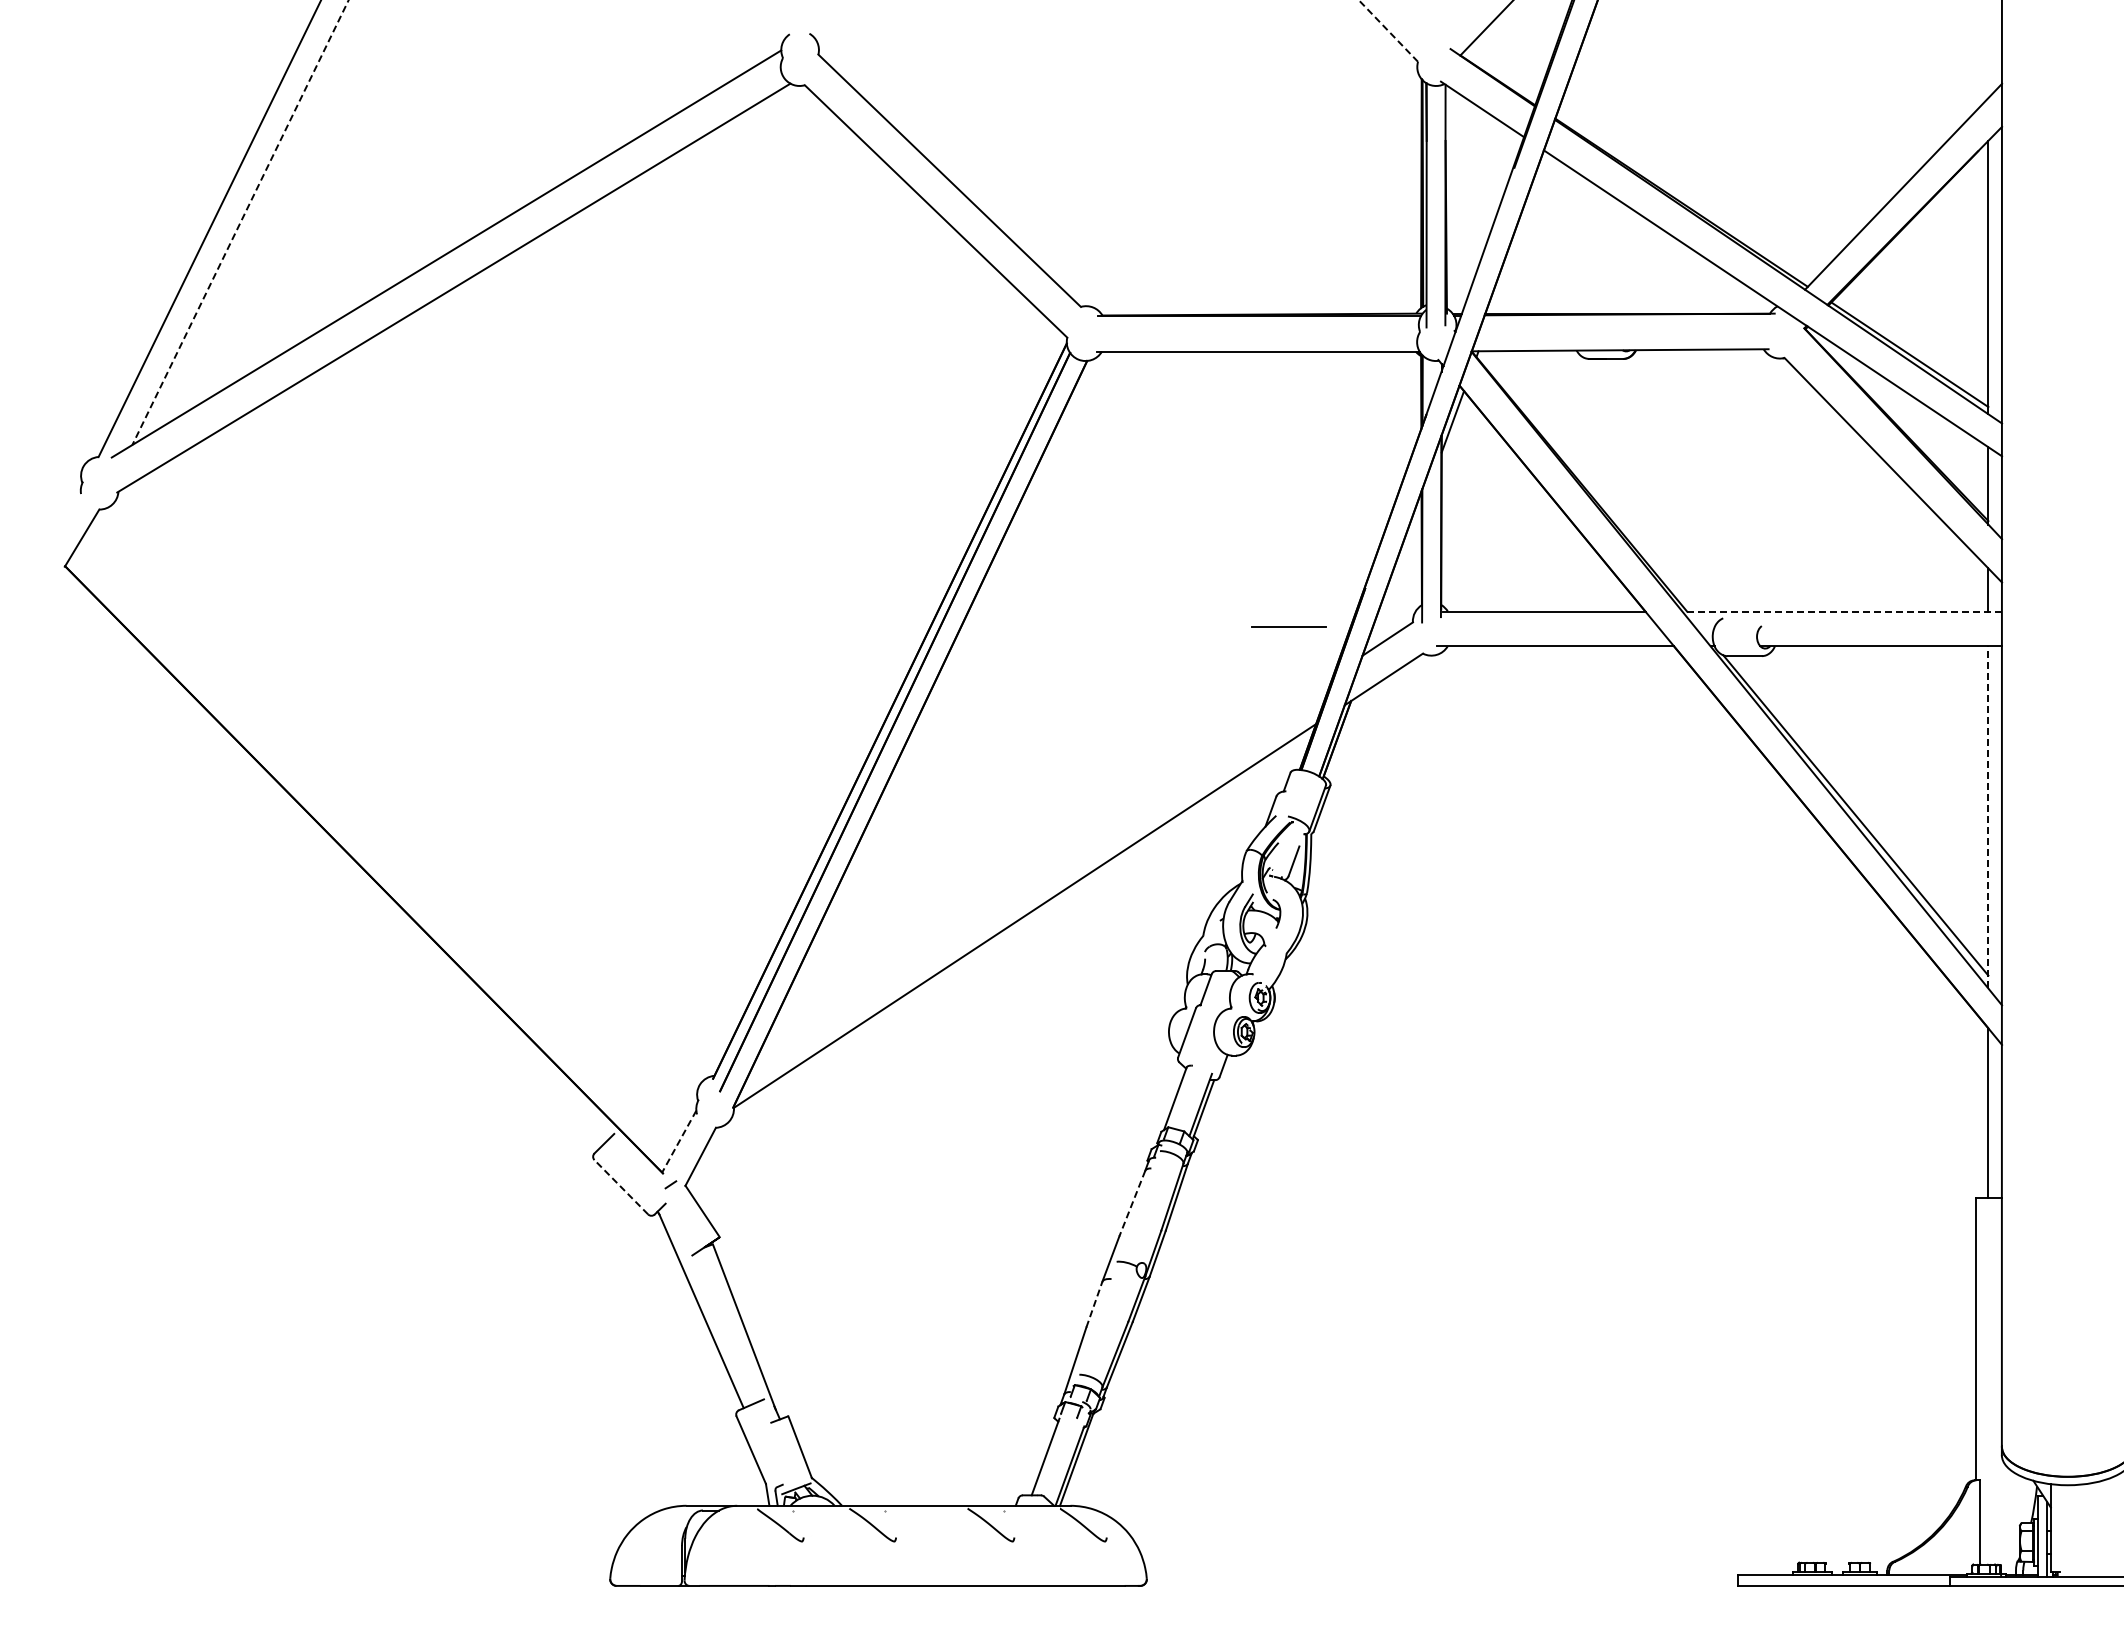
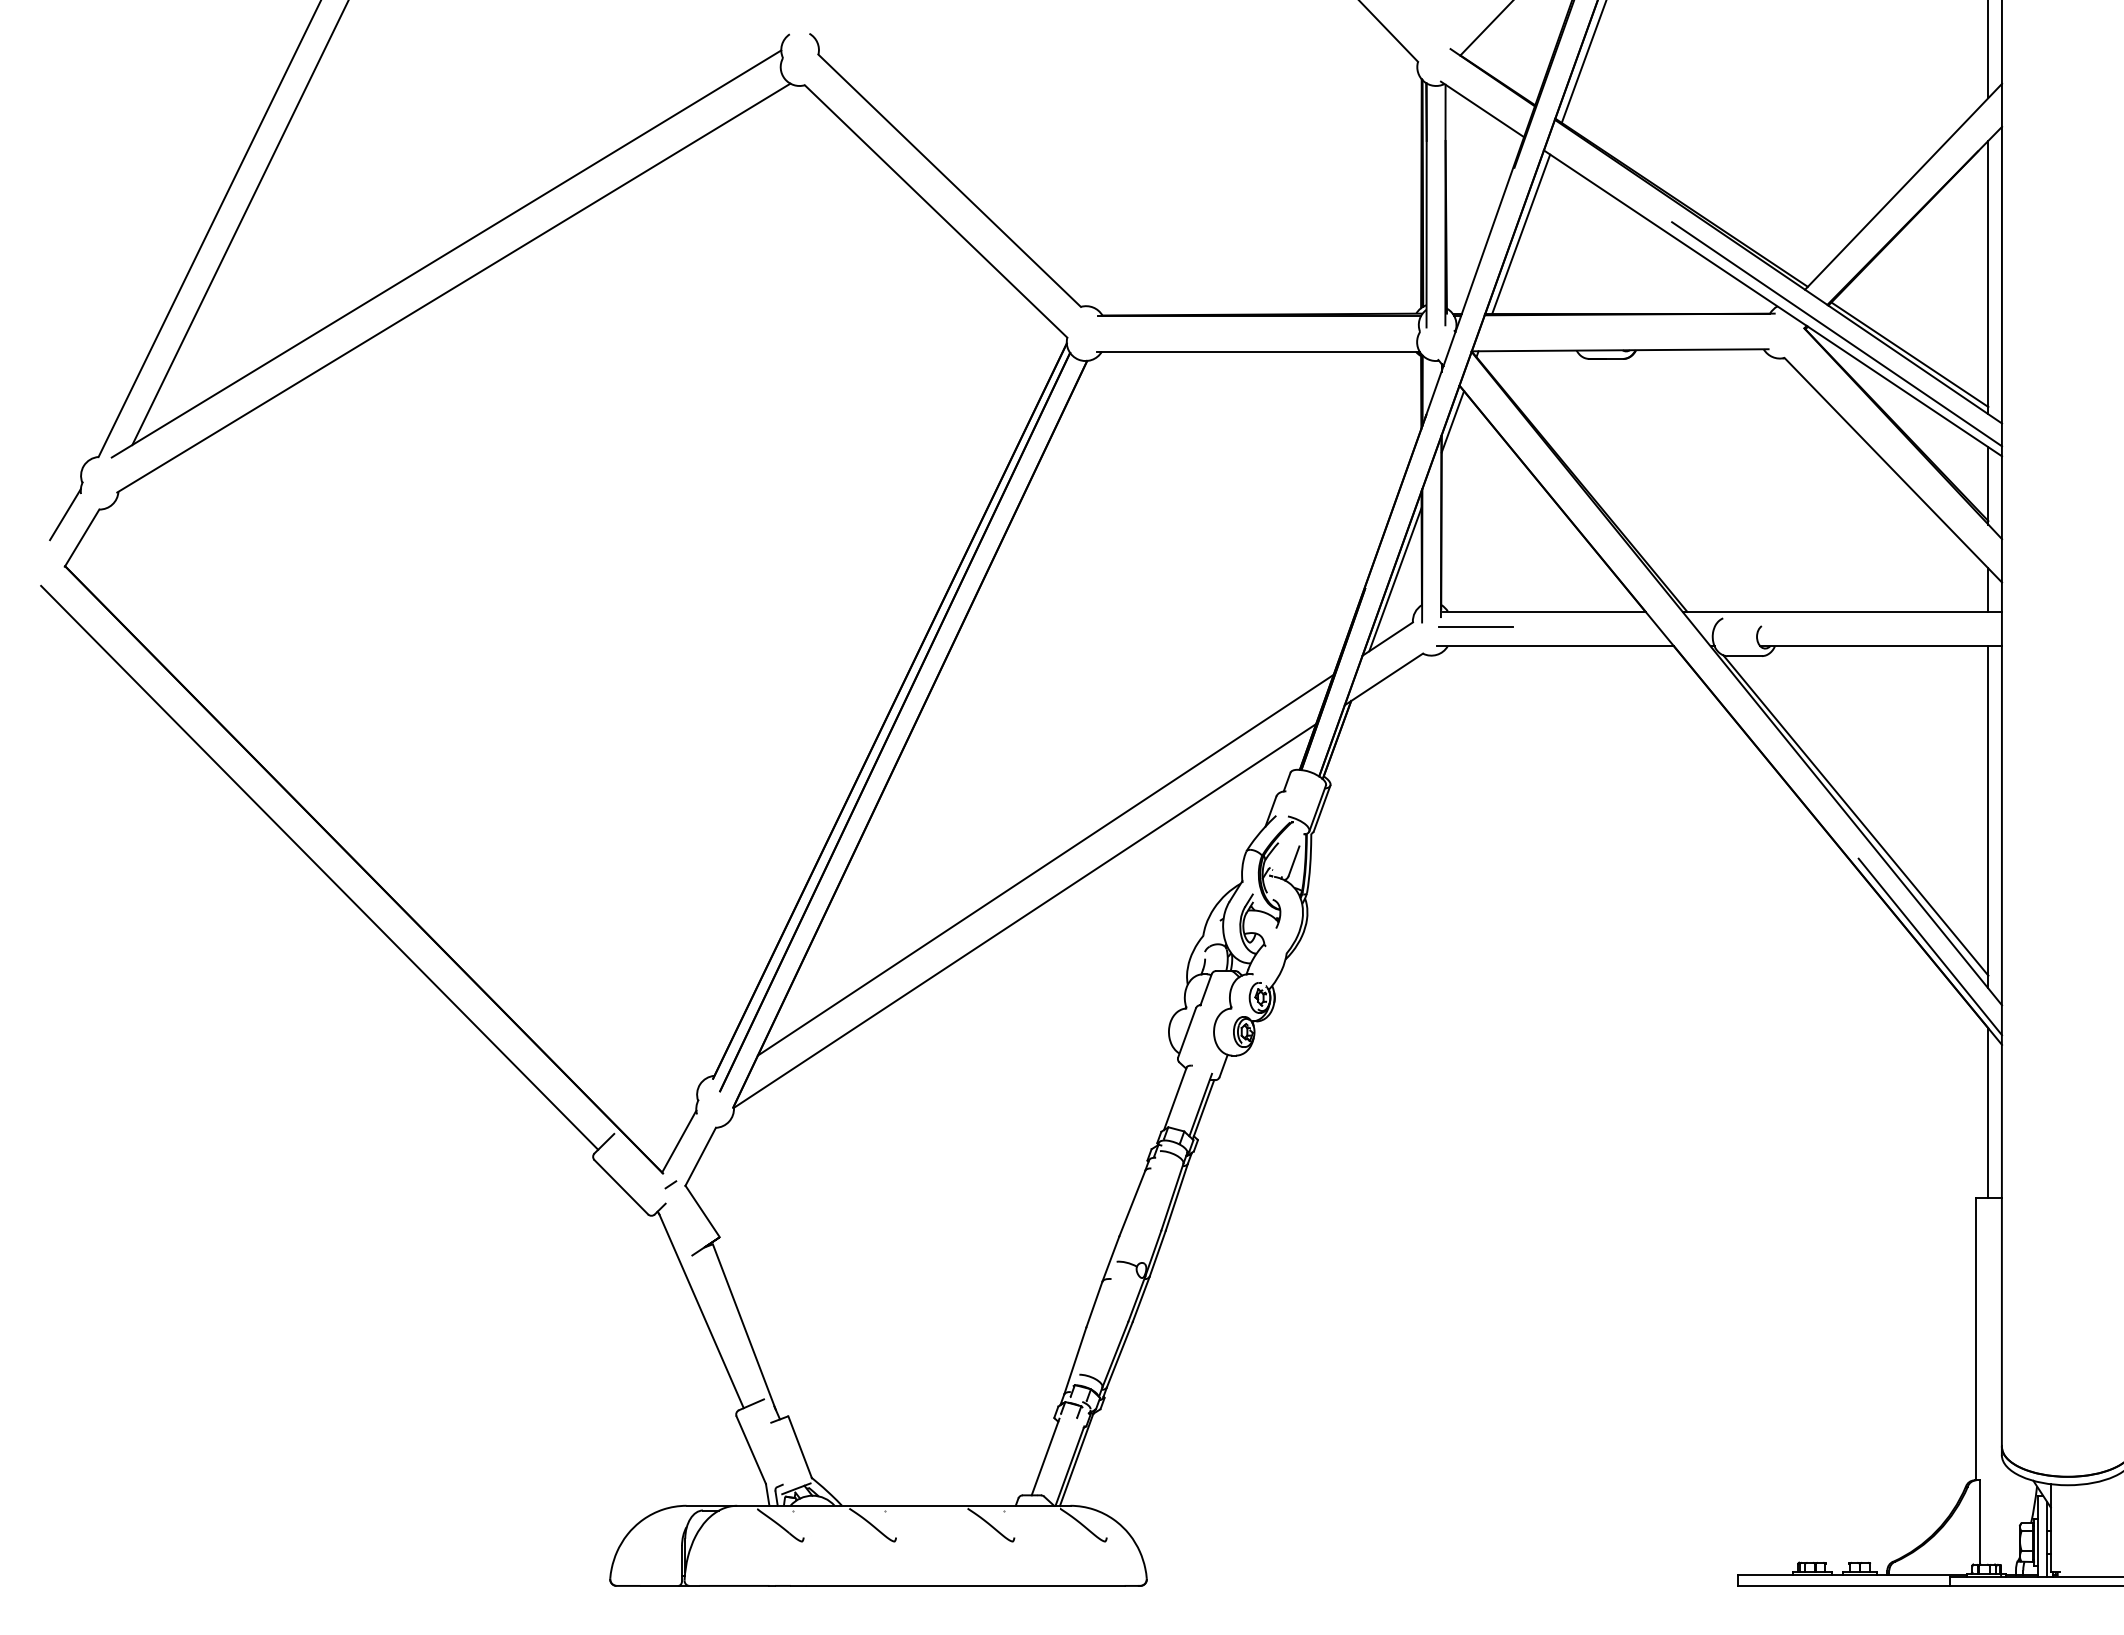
line: dashed -> solid (1388, 30)
line: none -> present (1988, 50)
line: none -> present (1583, 62)
line: dashed -> solid (240, 223)
line: none -> present (1521, 233)
line: none -> present (1837, 334)
line: none -> present (65, 514)
line: none -> present (1395, 579)
line: dashed -> solid (1842, 611)
line position: (1288, 626) -> (1475, 626) (1475, 626)
line: dashed -> solid (1988, 816)
line: none -> present (1045, 864)
line: none -> present (319, 867)
line: none -> present (1930, 946)
line: dashed -> solid (679, 1142)
line: dashed -> solid (620, 1186)
line: dashed -> solid (1132, 1204)
line: dashed -> solid (1094, 1304)
